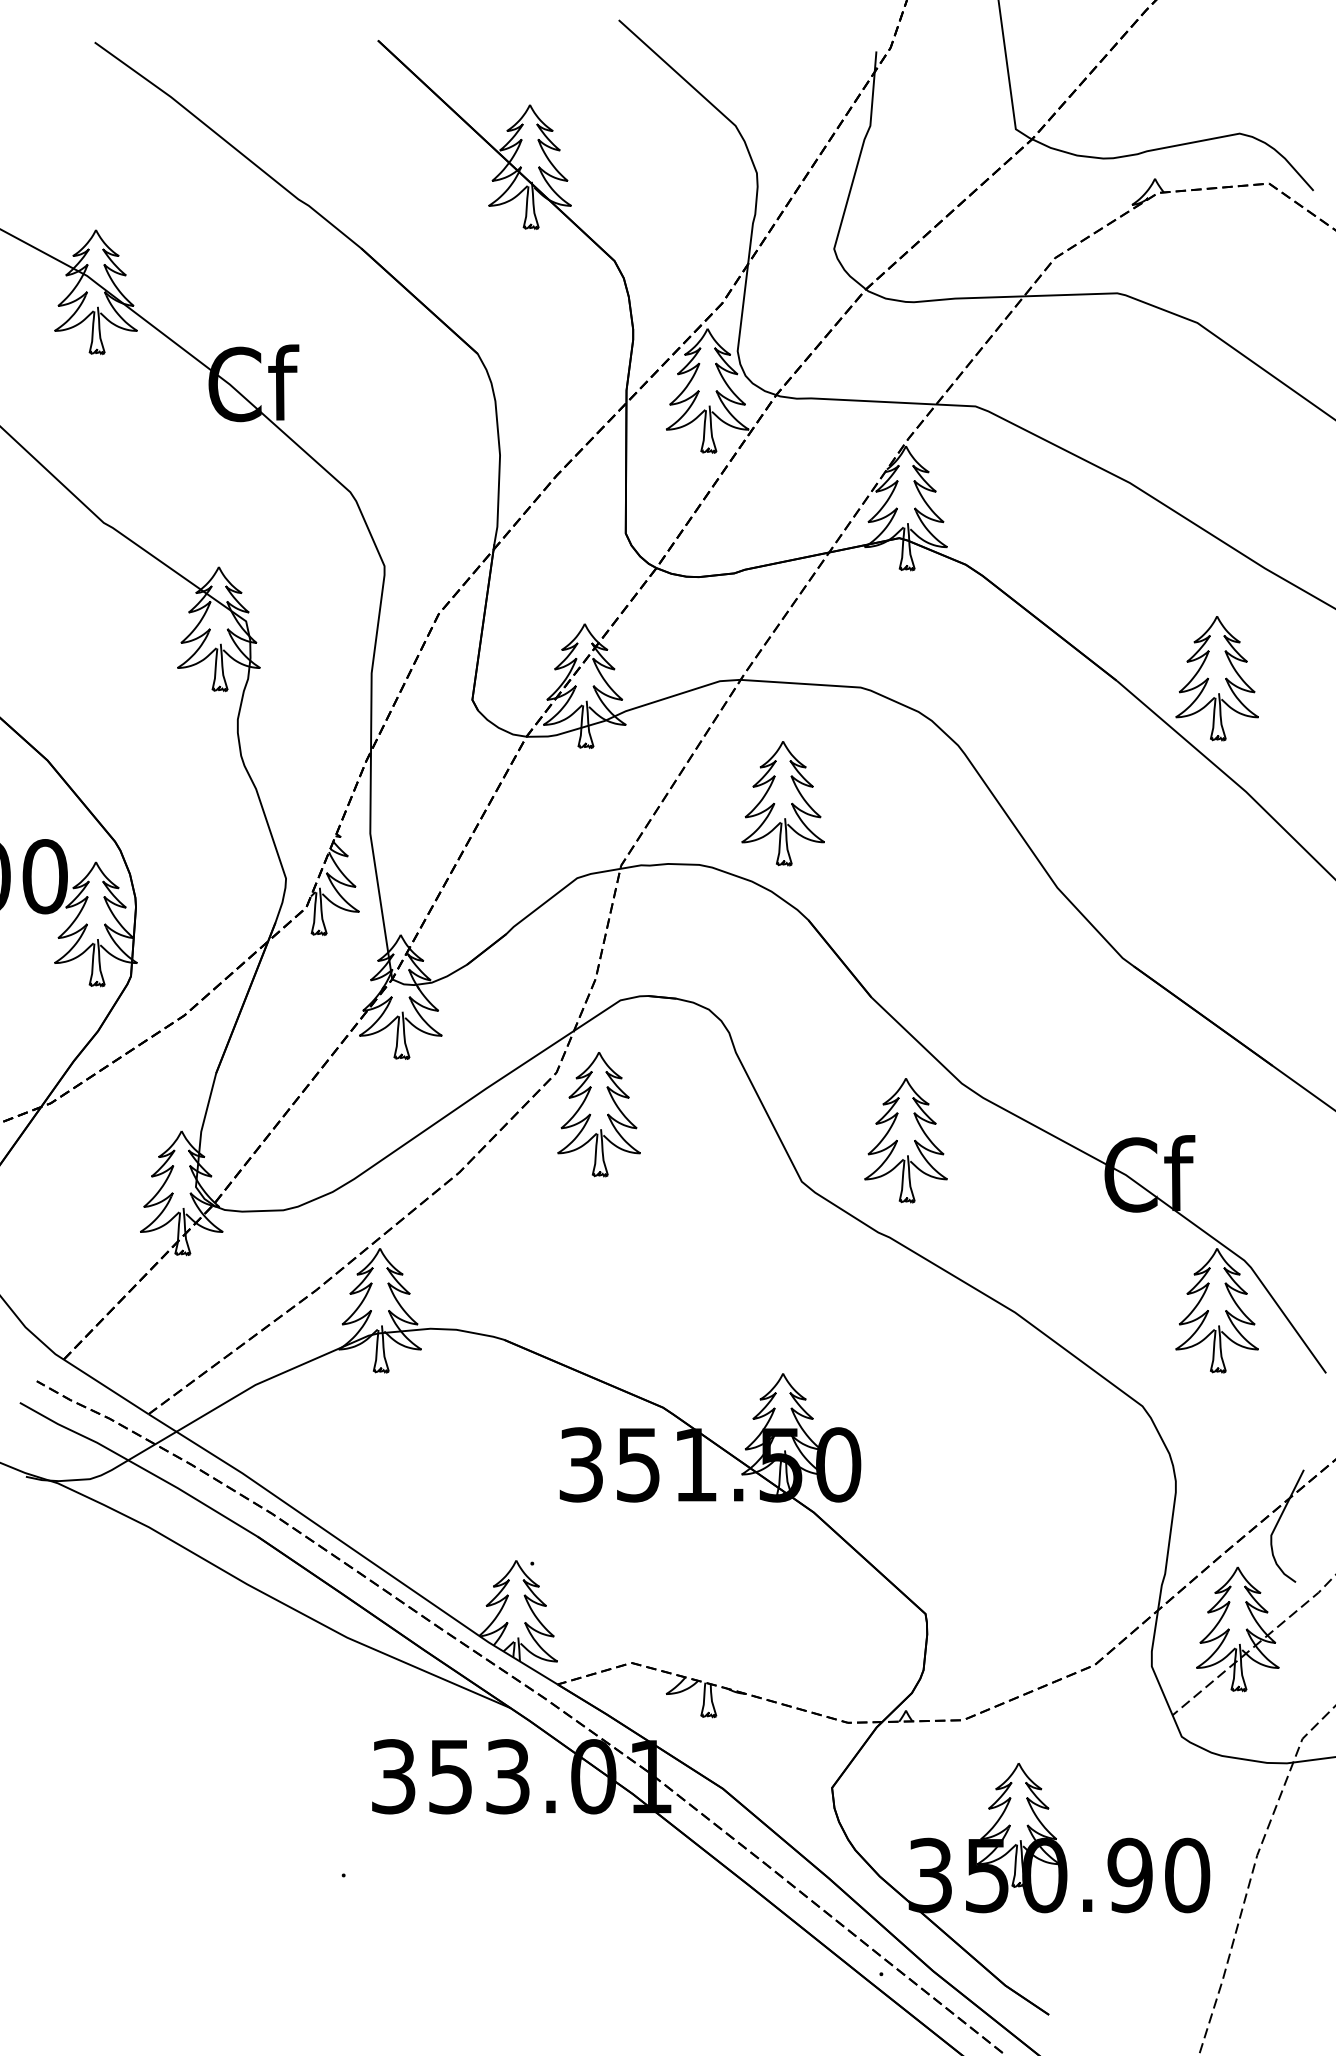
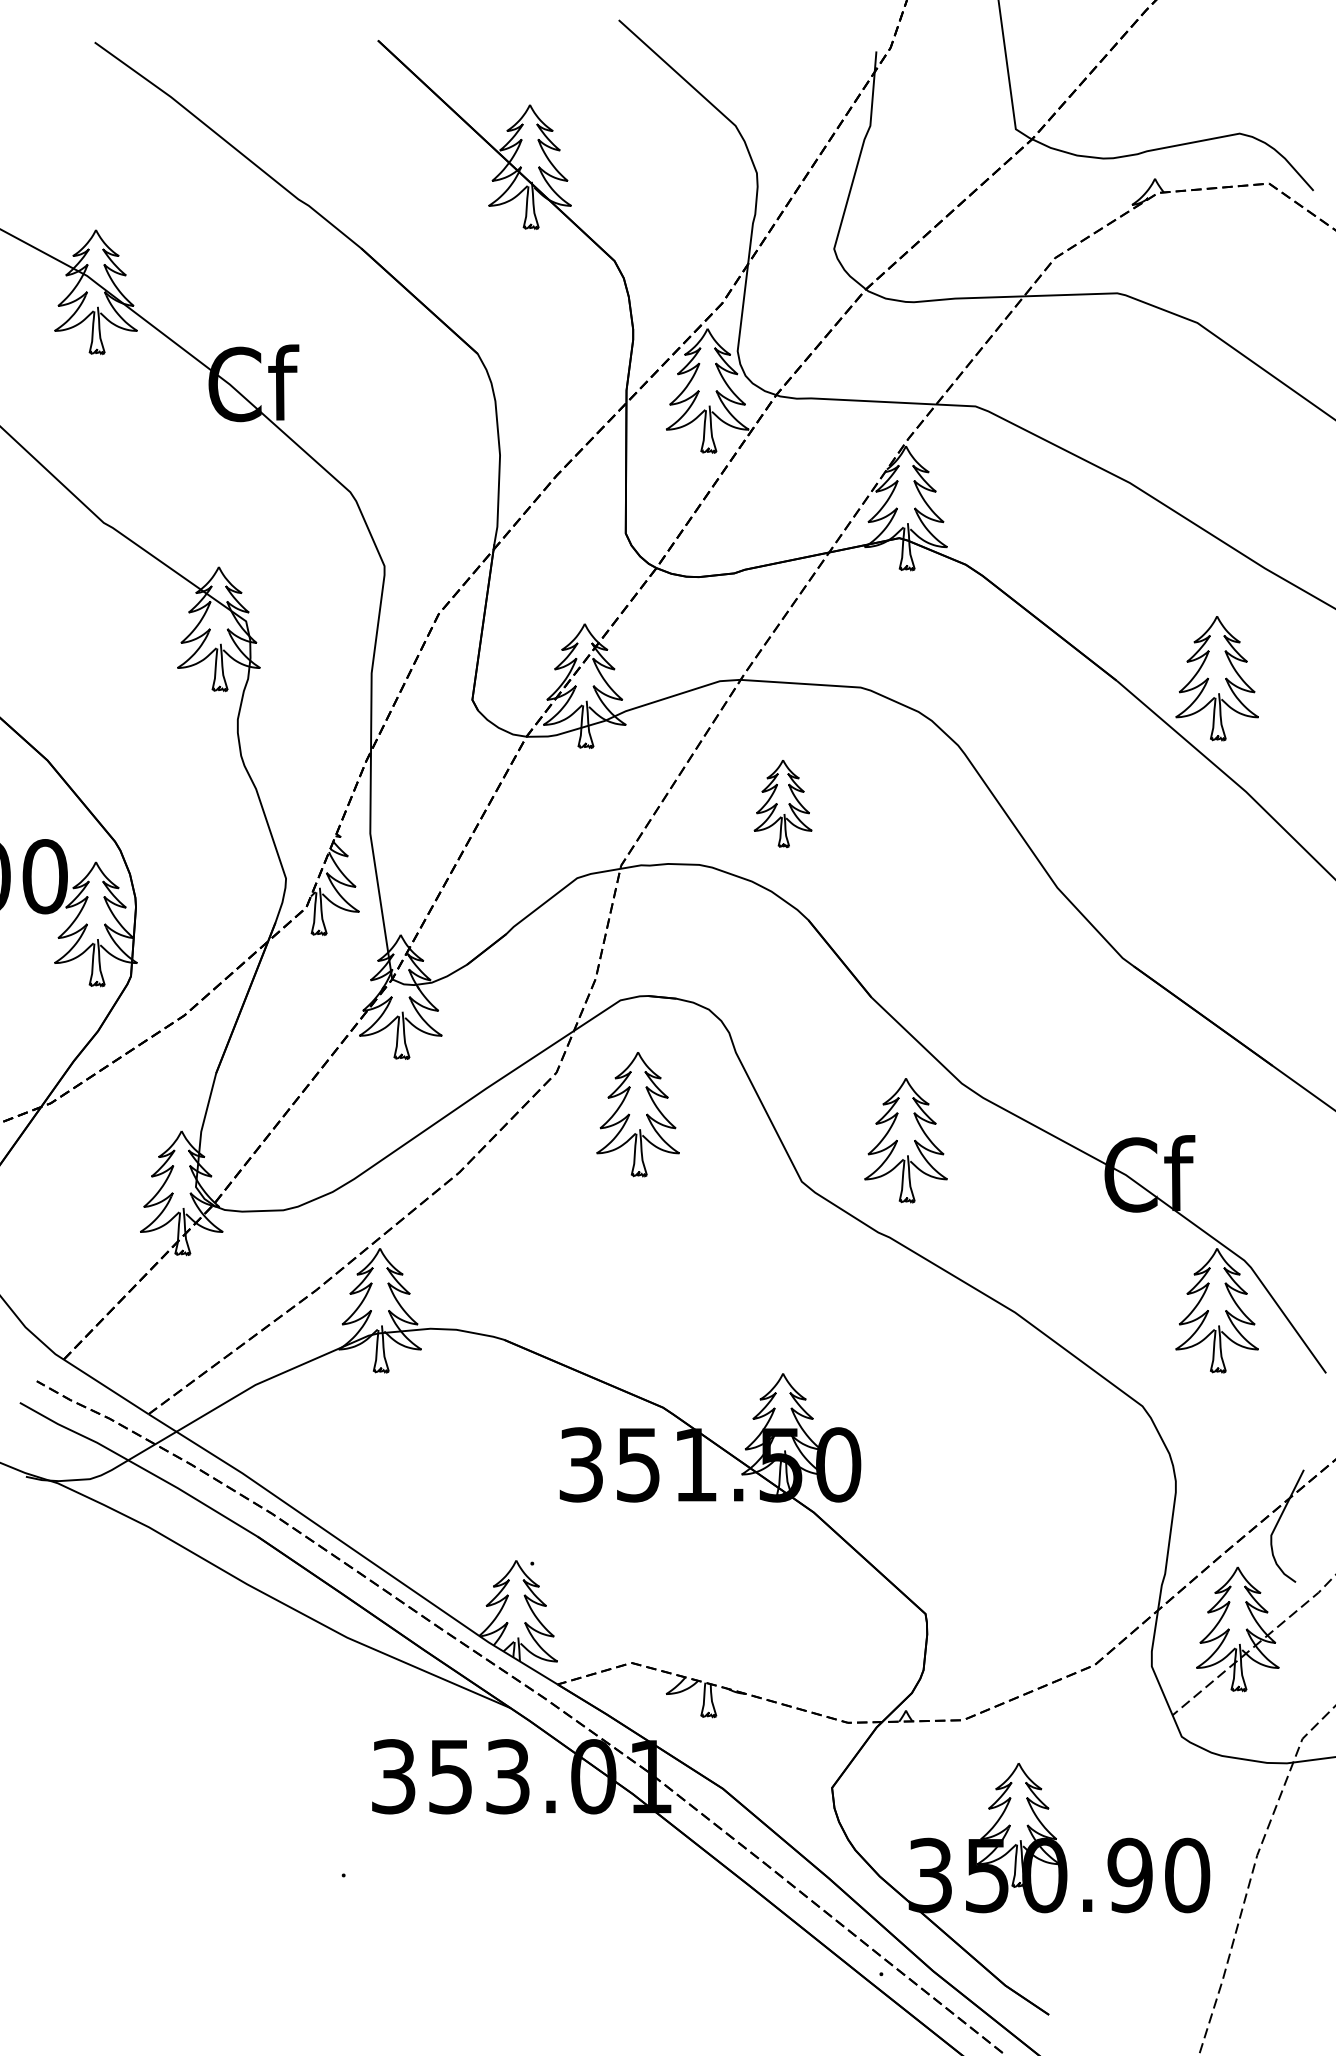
part size: 84x126 px -> 60x88 px (782, 803)
part position: (598, 1114) -> (637, 1114) (637, 1114)
